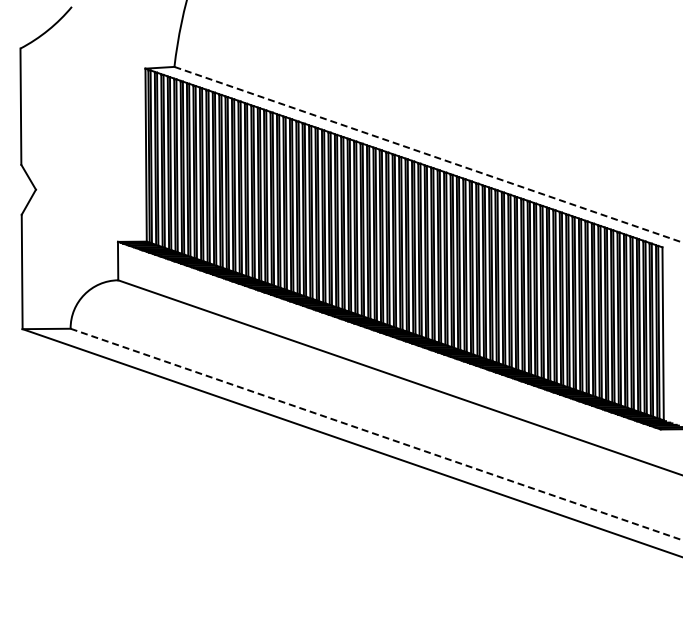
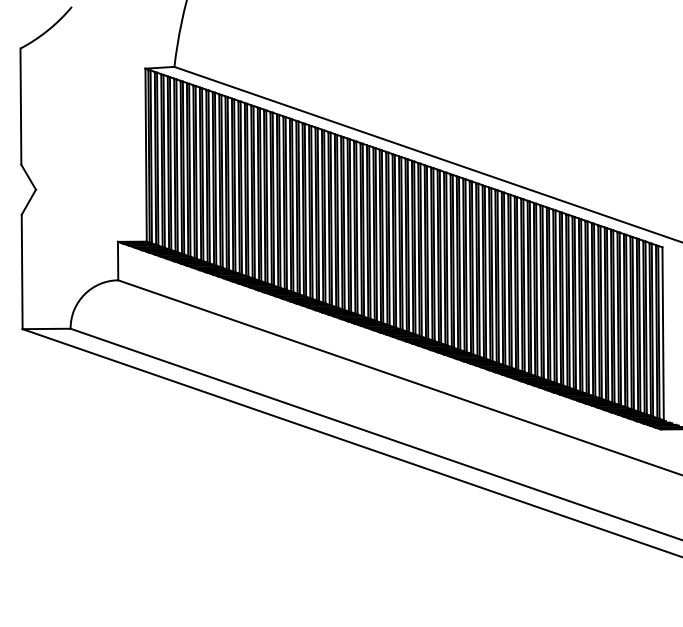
line: dashed -> solid (428, 154)
line: dashed -> solid (376, 434)
